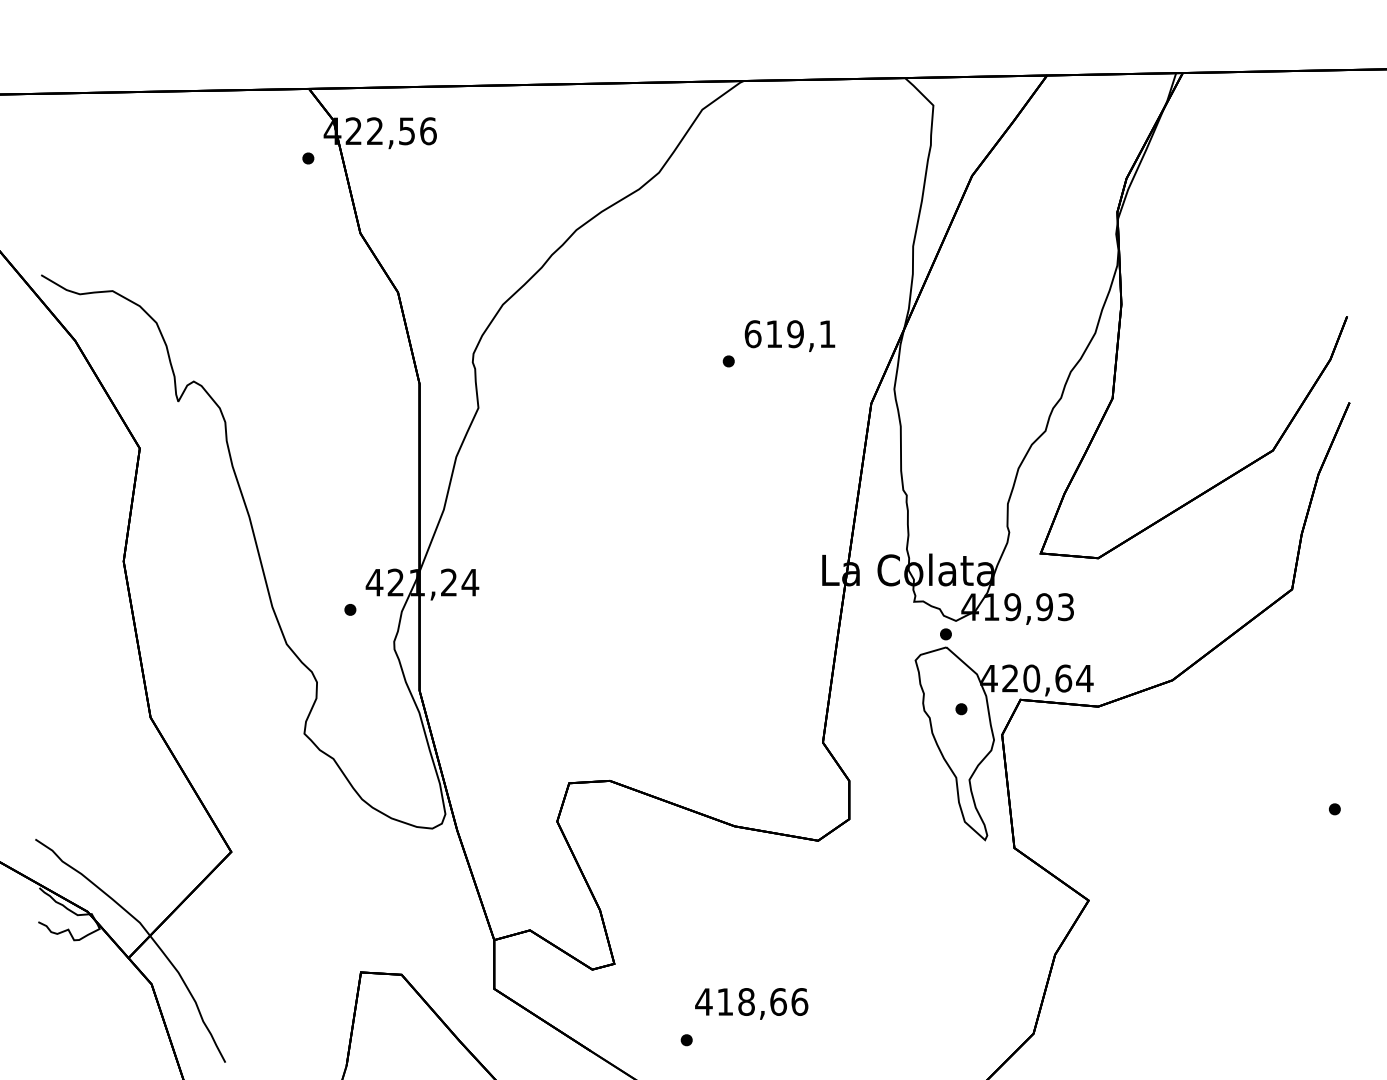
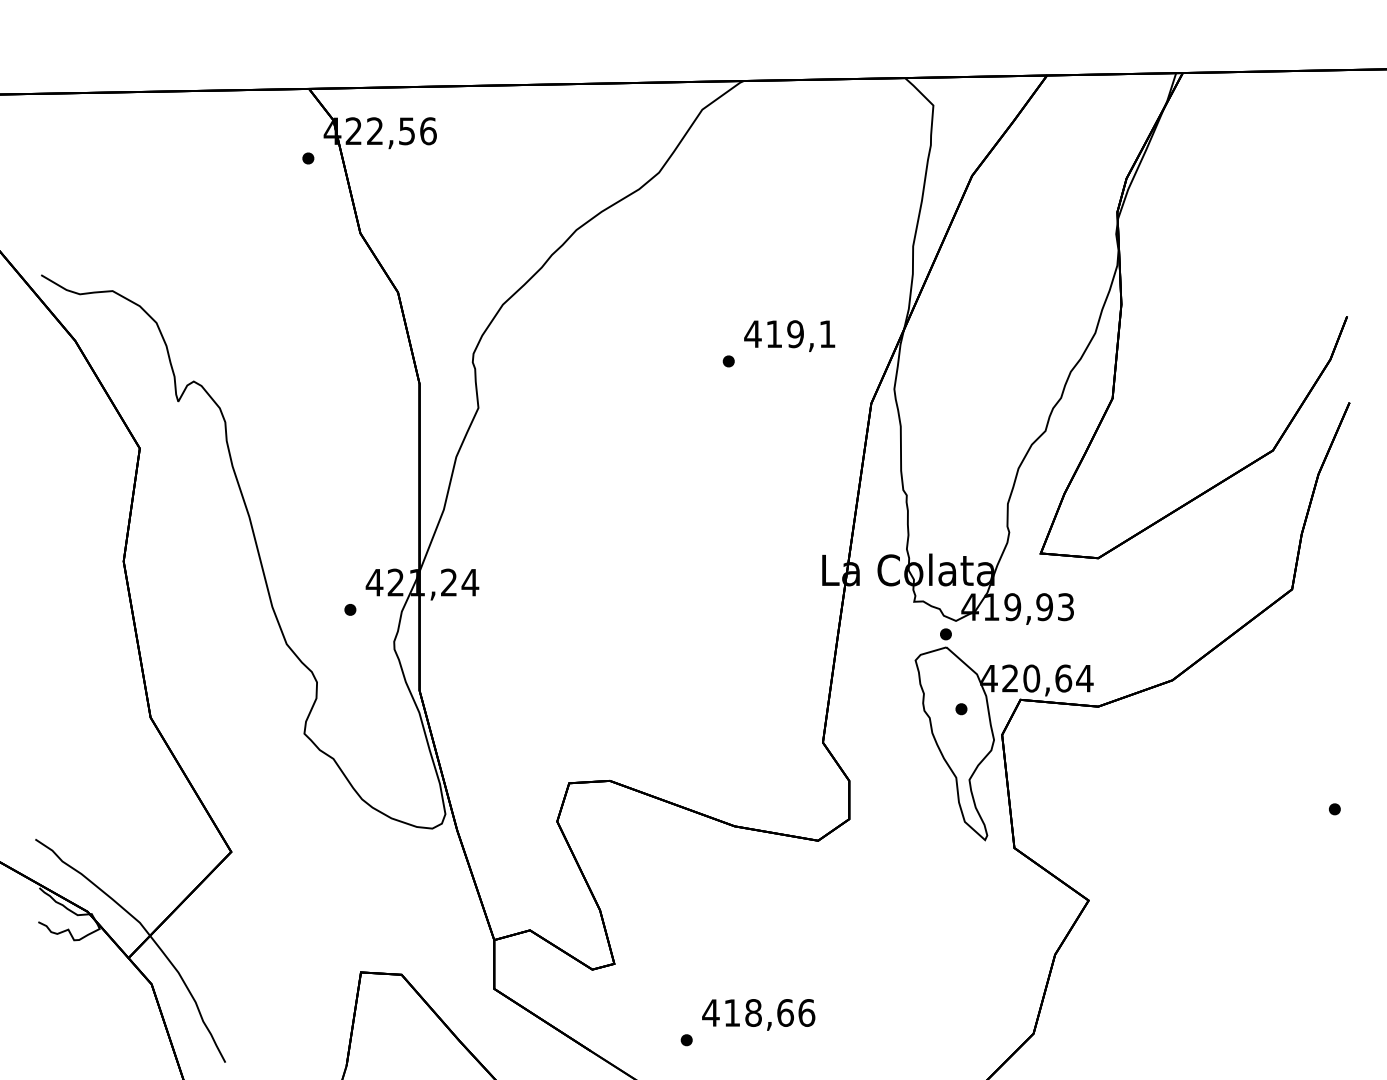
text: 619,1 -> 419,1 (752, 334)
text position: (751, 1003) -> (758, 1014) (758, 1014)
